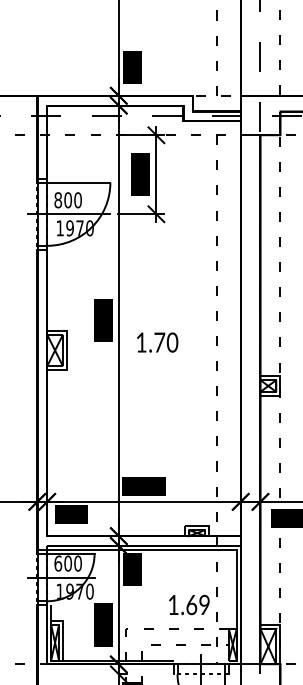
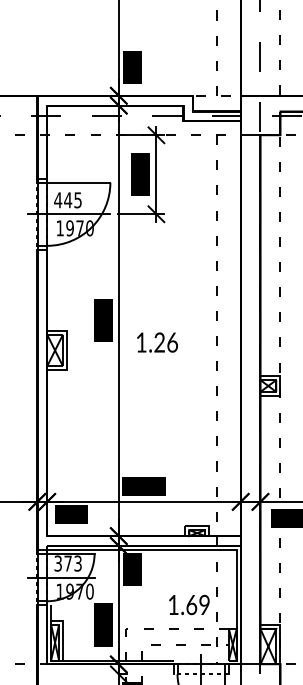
text: 800 -> 445 (67, 200)
text: 1.70 -> 1.26 (166, 342)
text: 600 -> 373 (67, 563)
